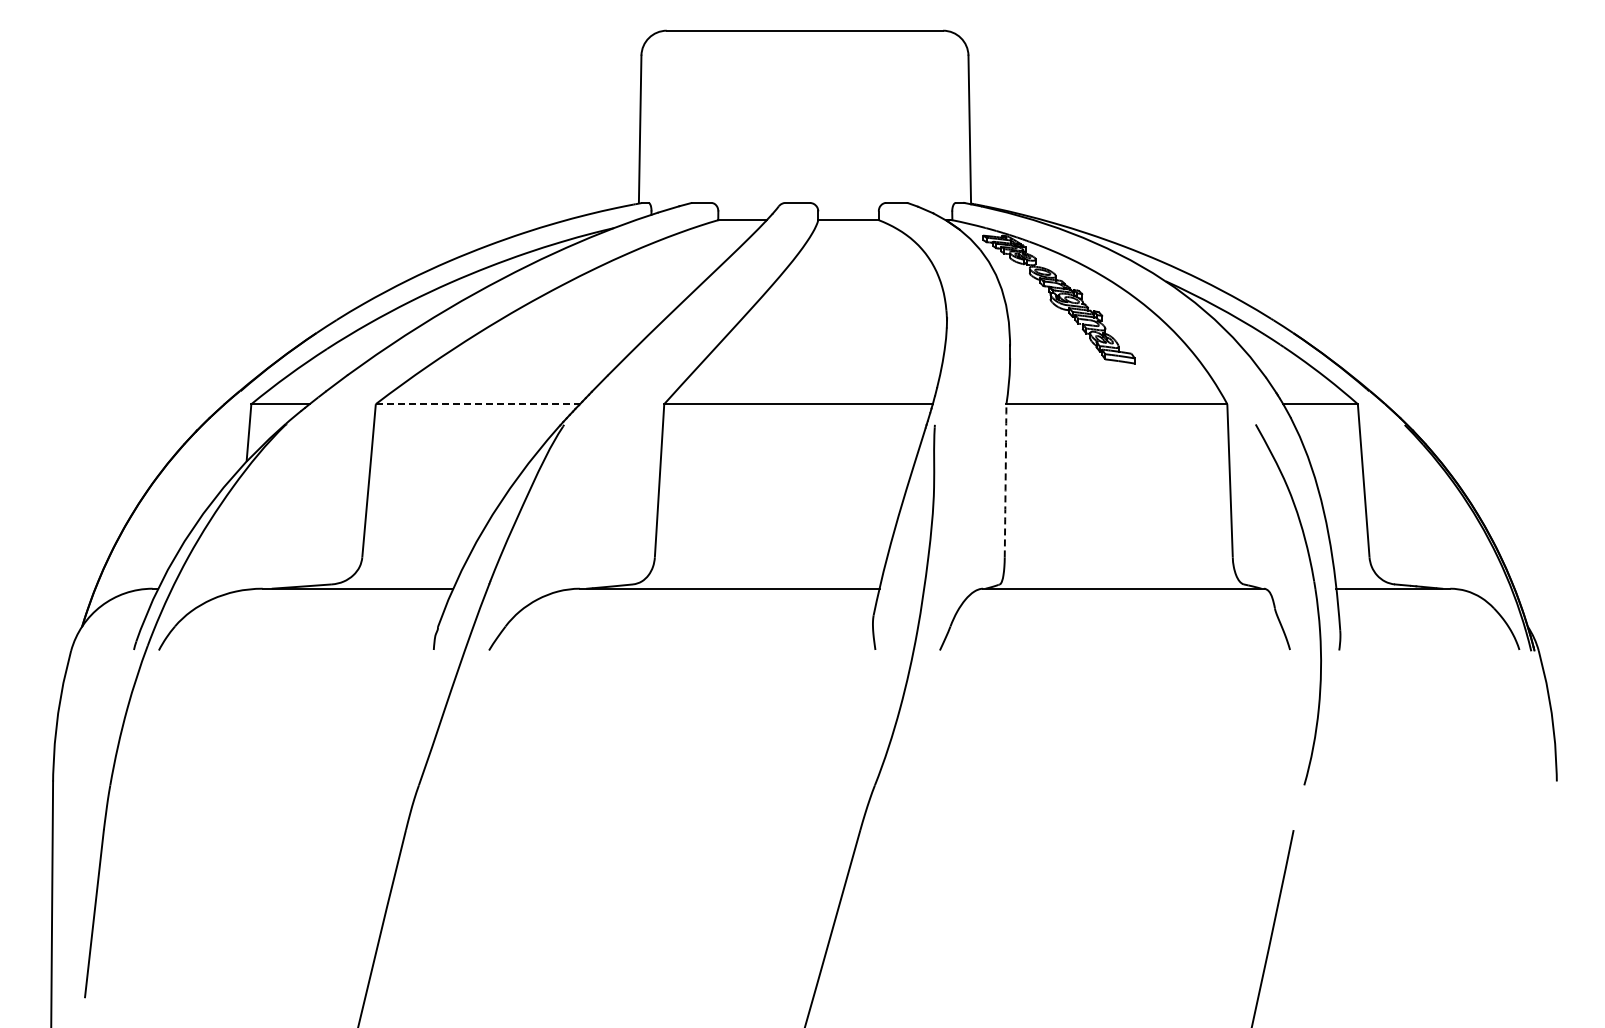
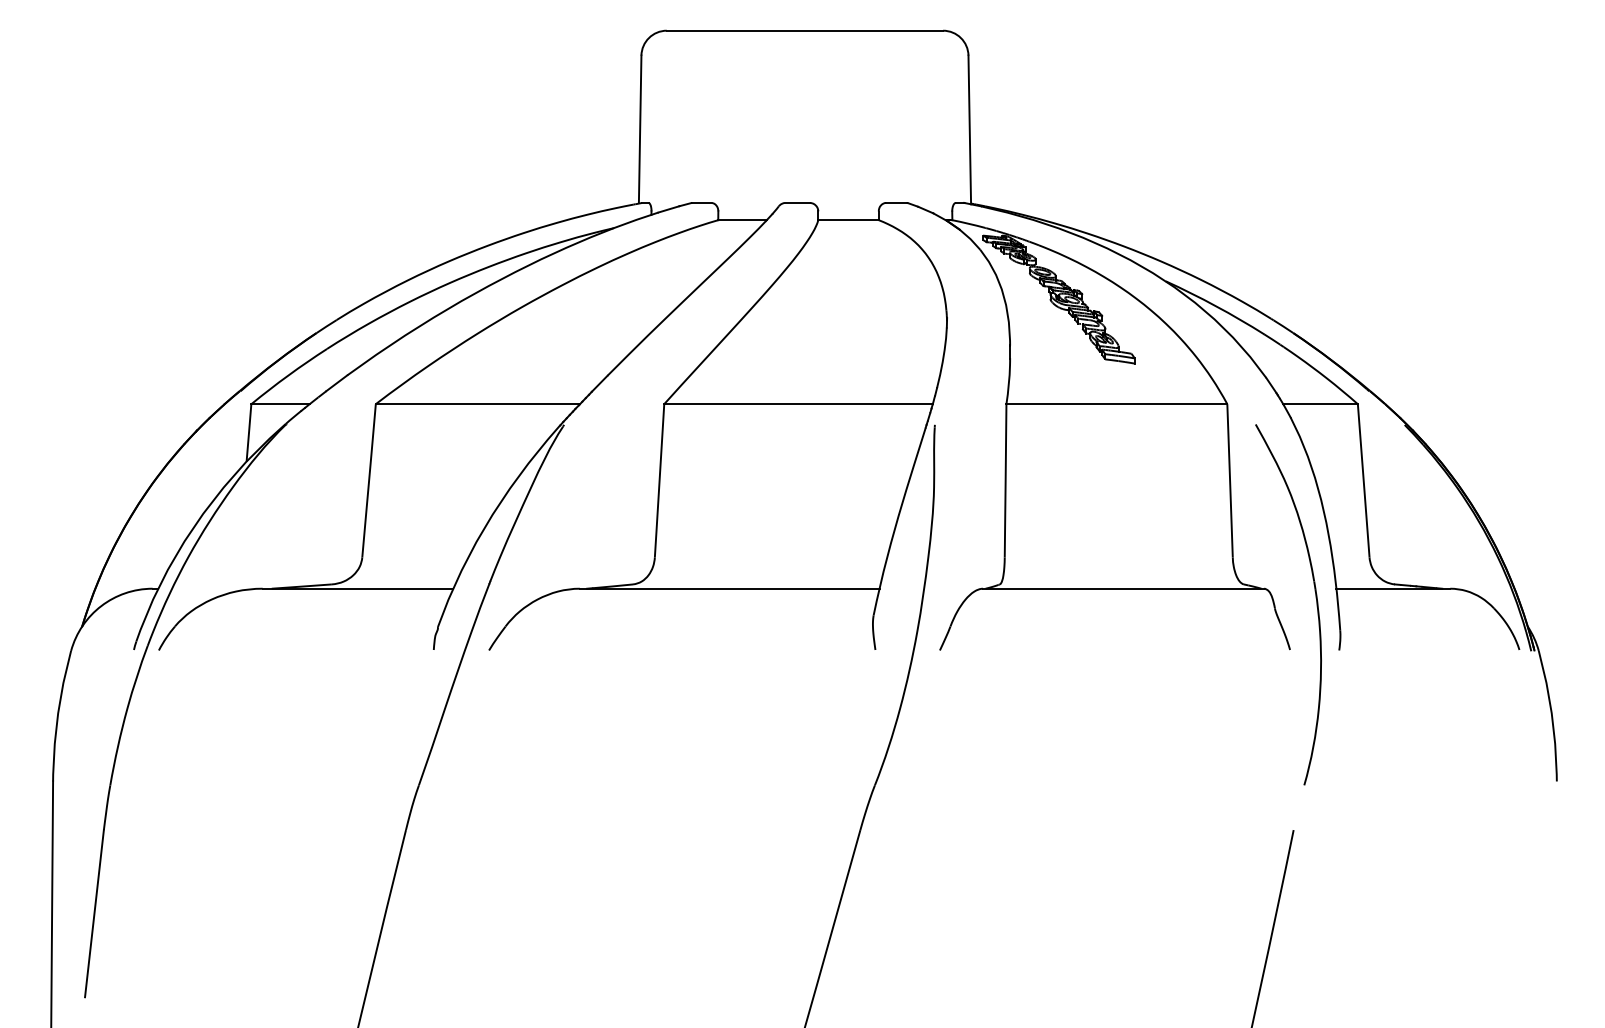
line: dashed -> solid (478, 404)
arc: dashed -> solid (1005, 480)
